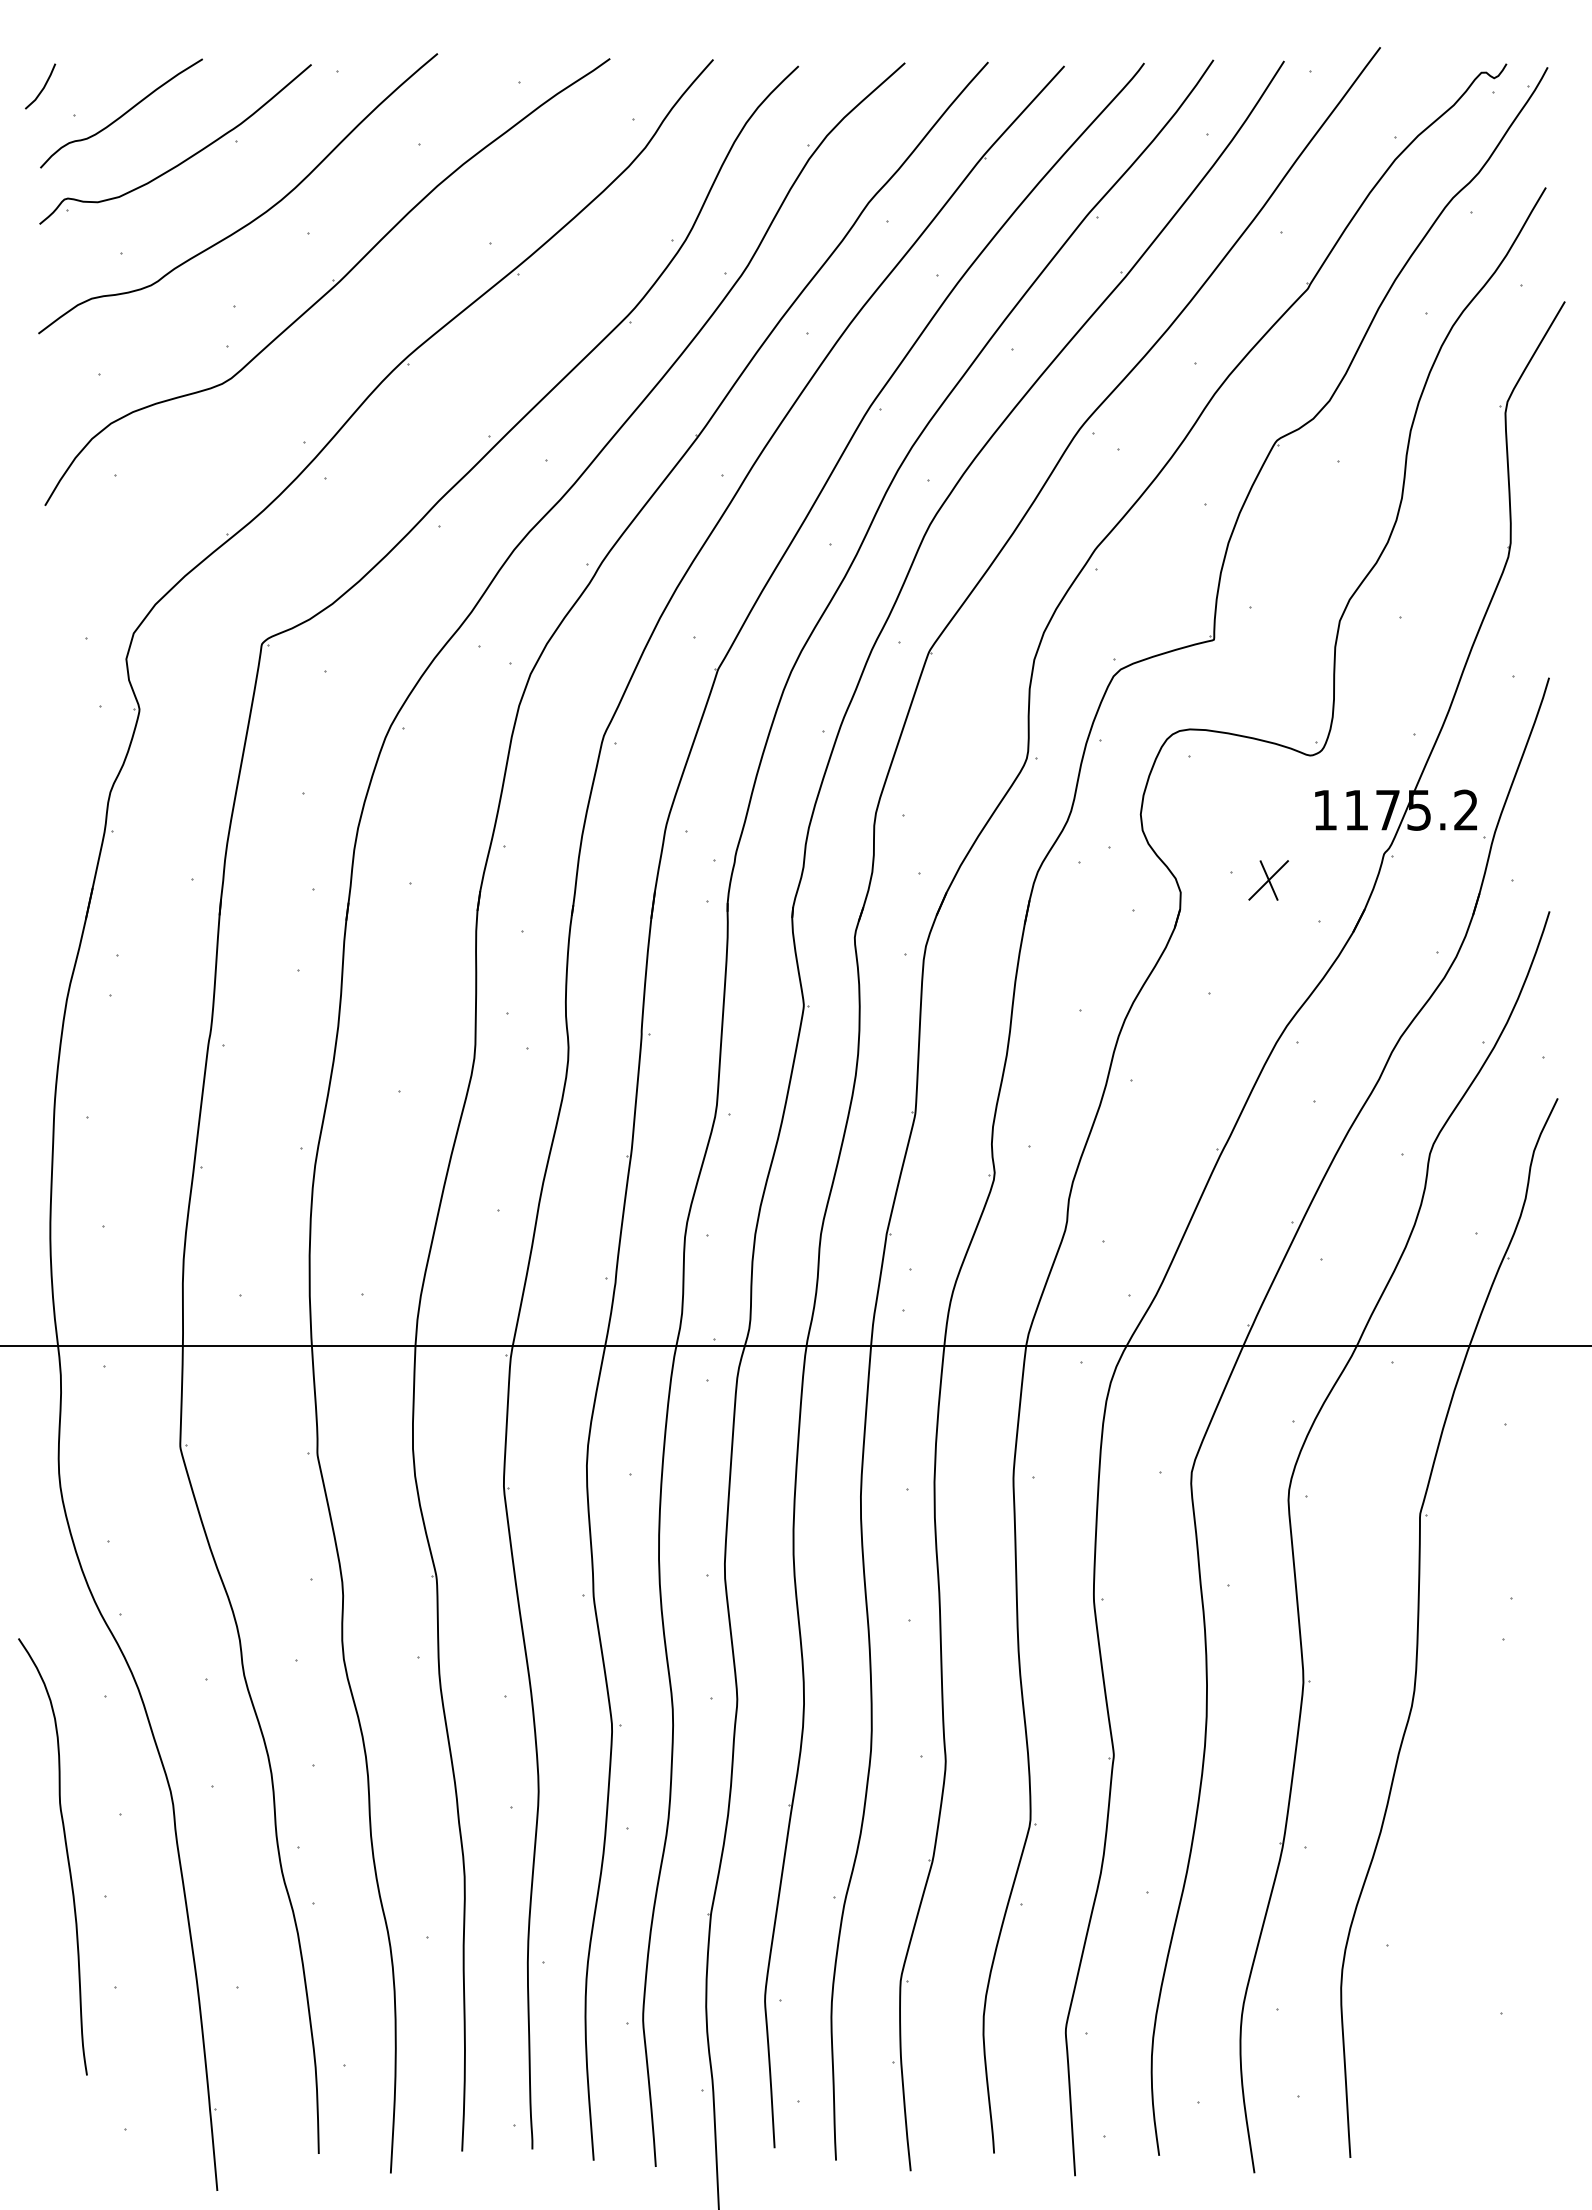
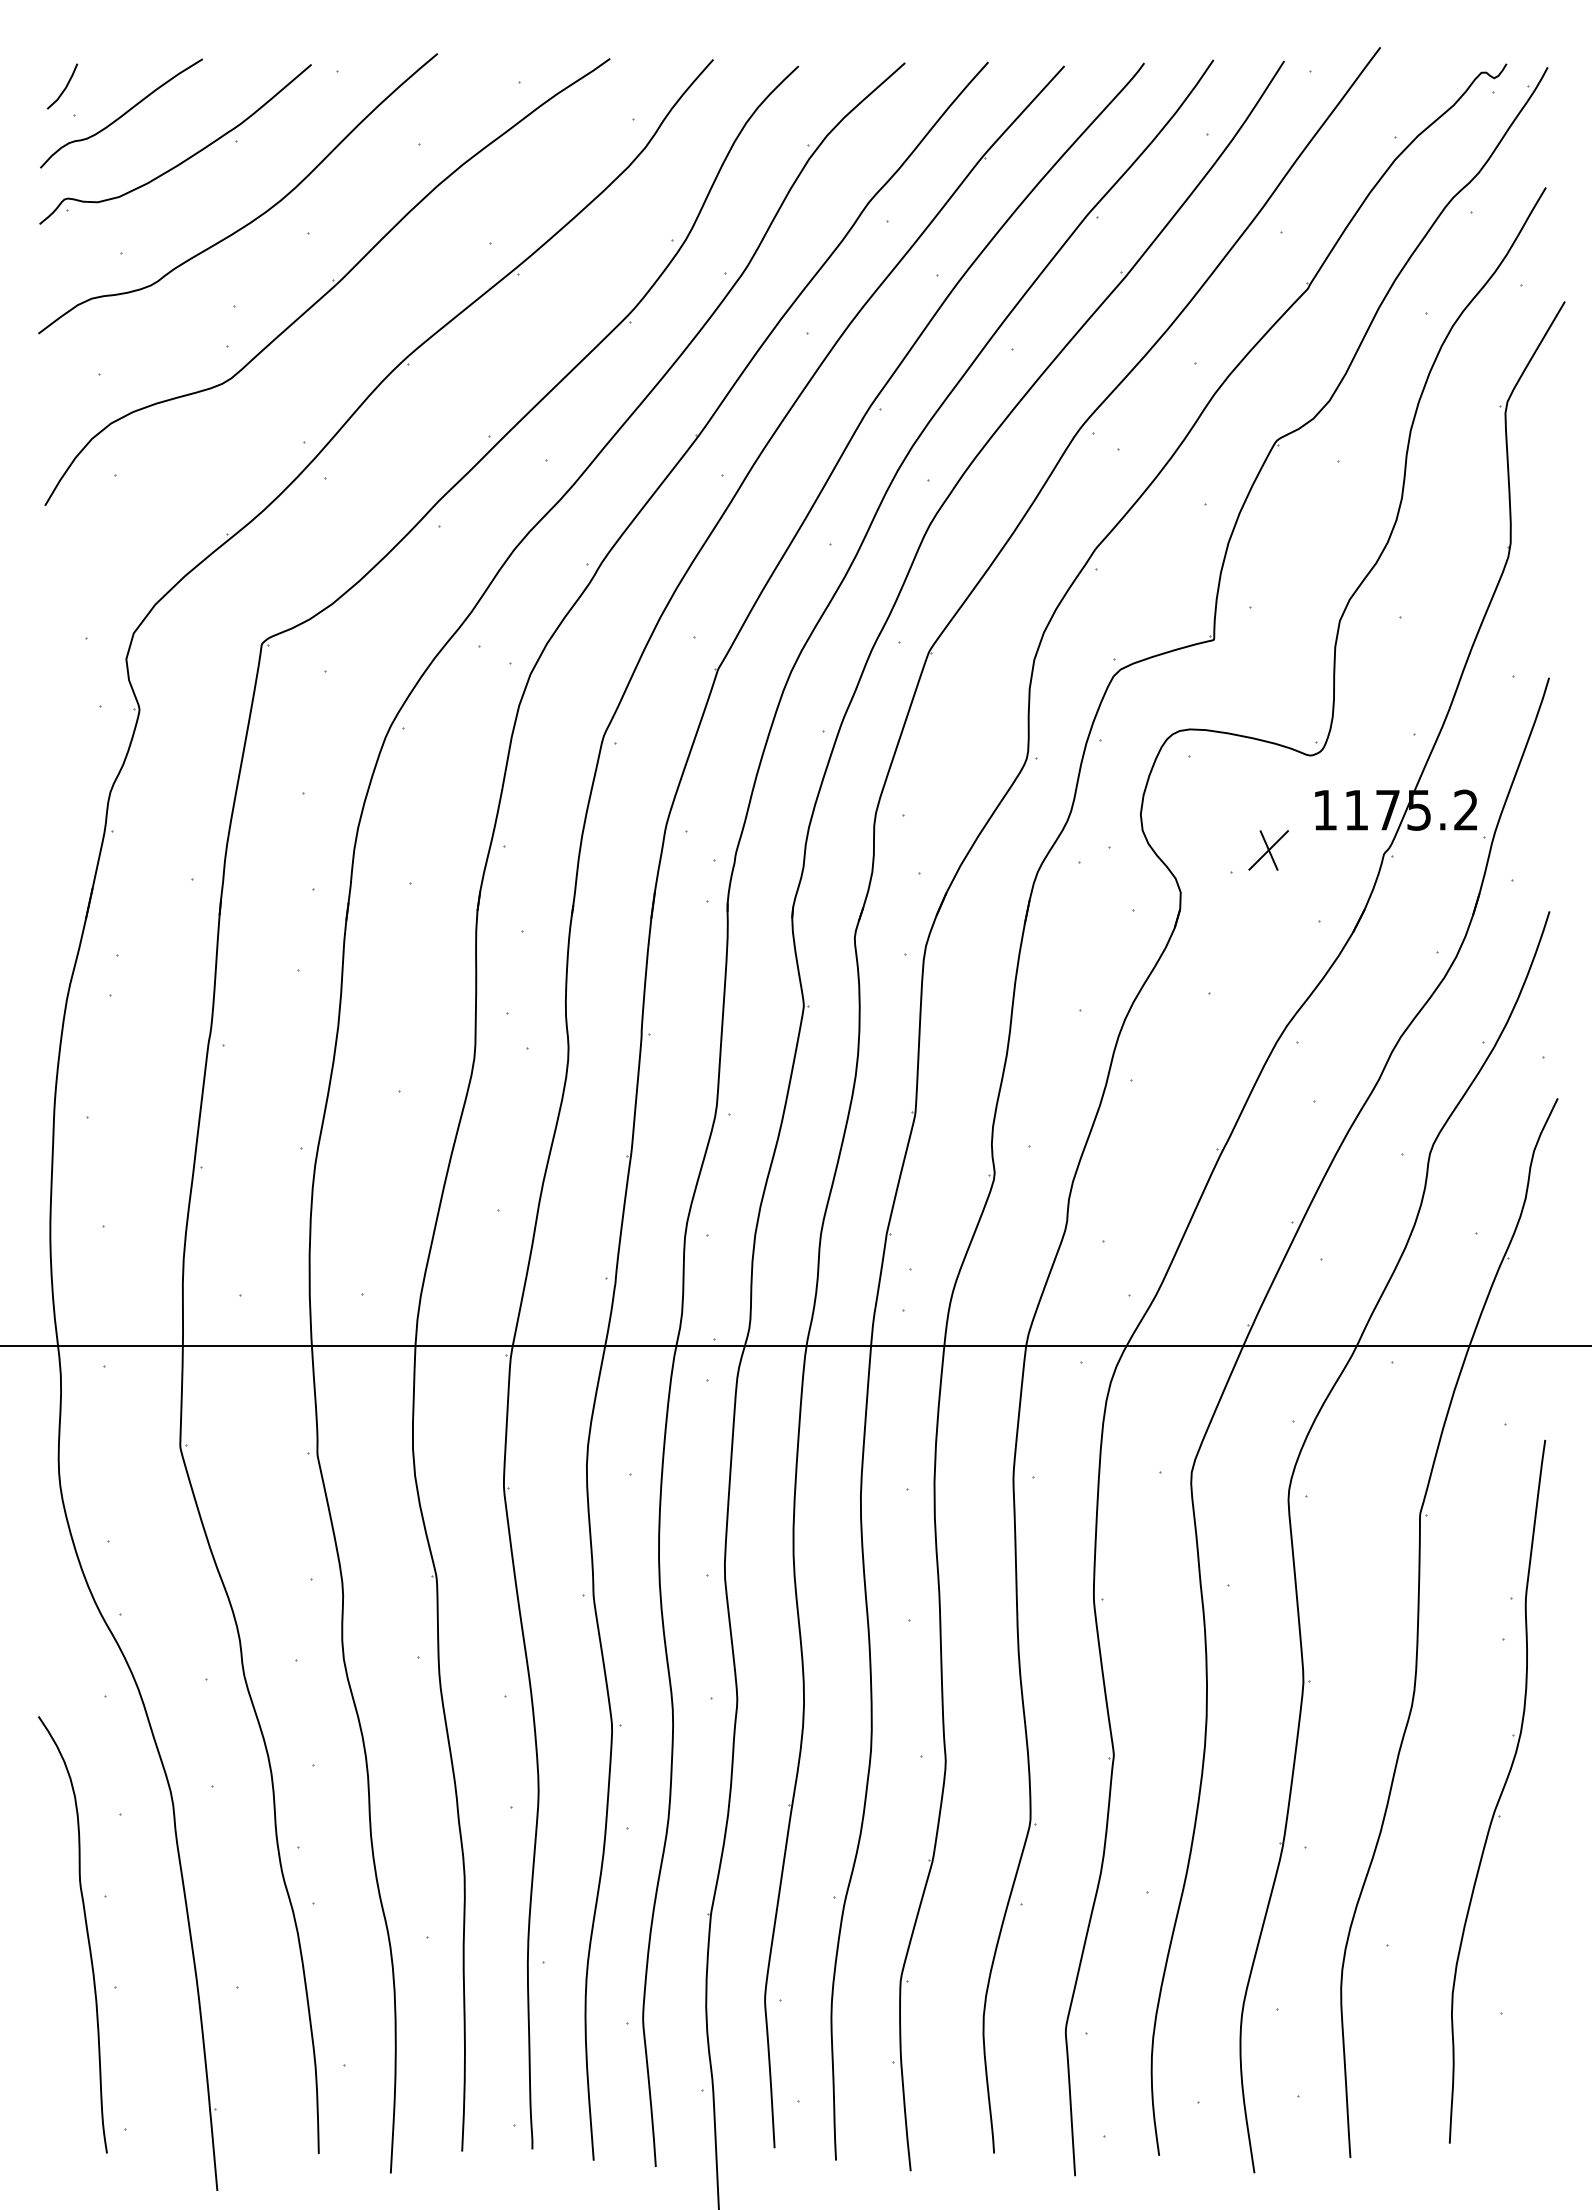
line position: (42, 88) -> (64, 88) (64, 88)
part position: (1268, 880) -> (1268, 850) (1268, 850)
part: none -> present (1497, 1791)
curve position: (66, 1855) -> (86, 1933) (86, 1933)
